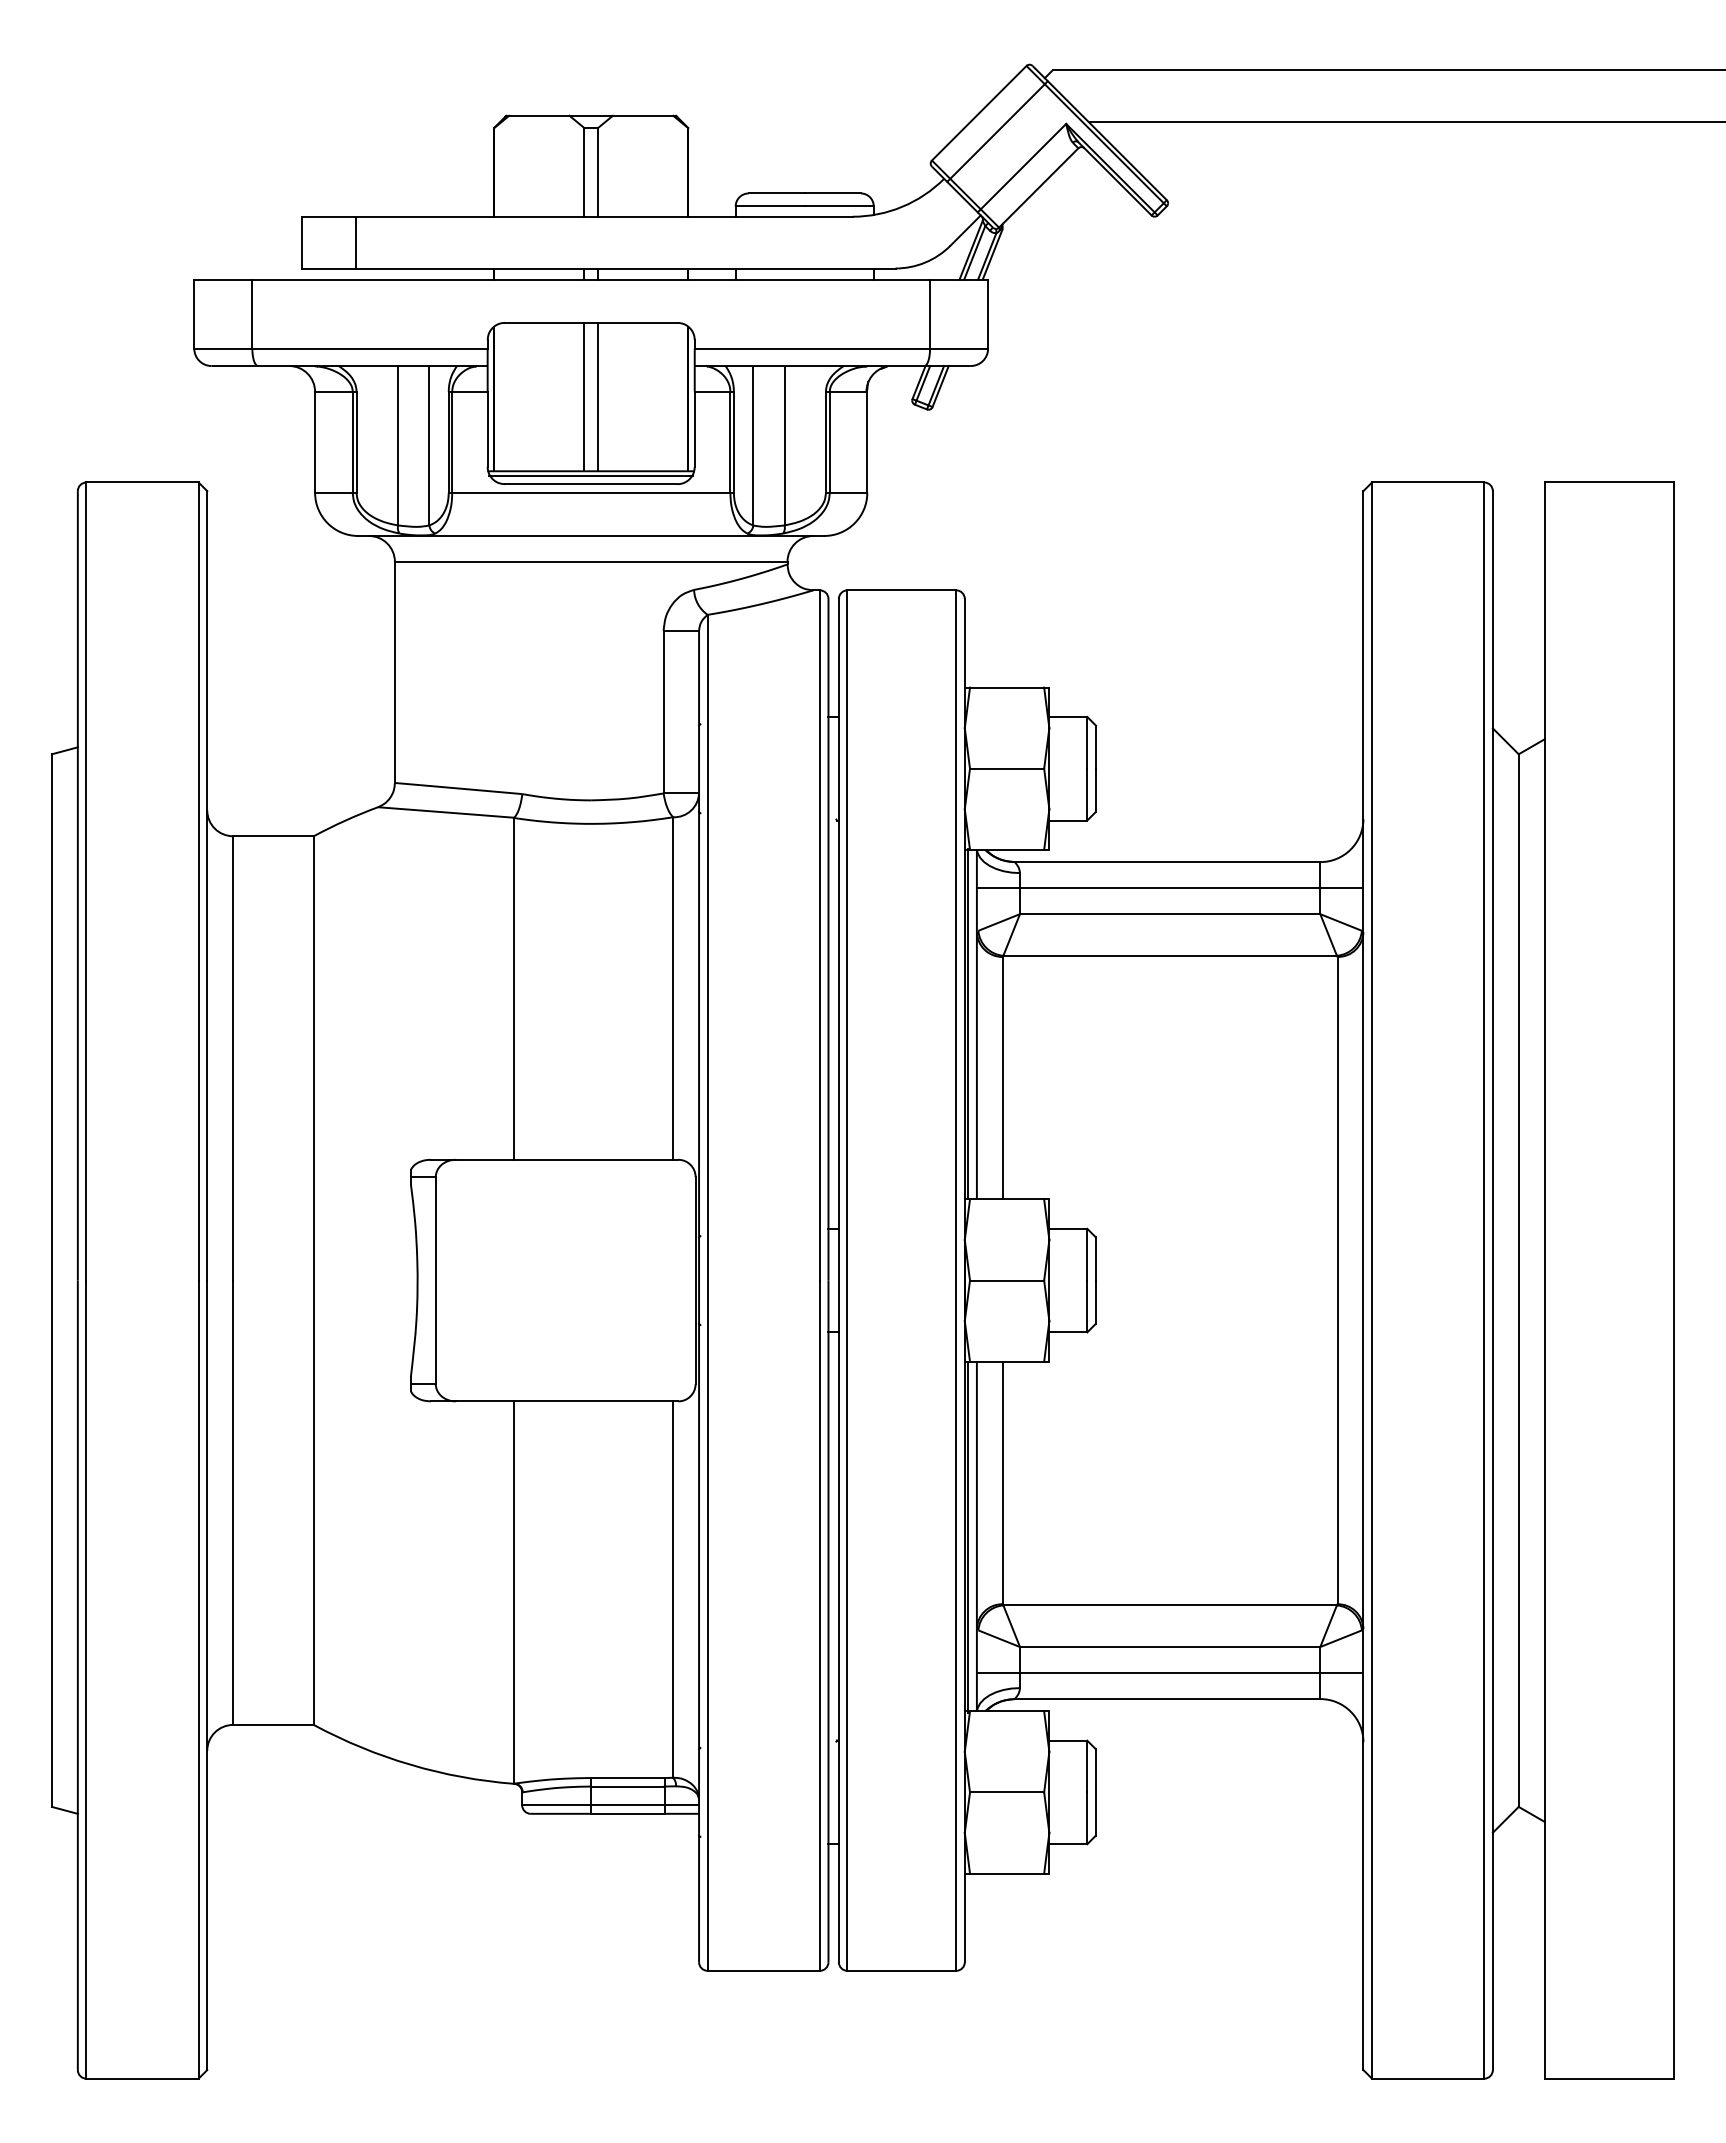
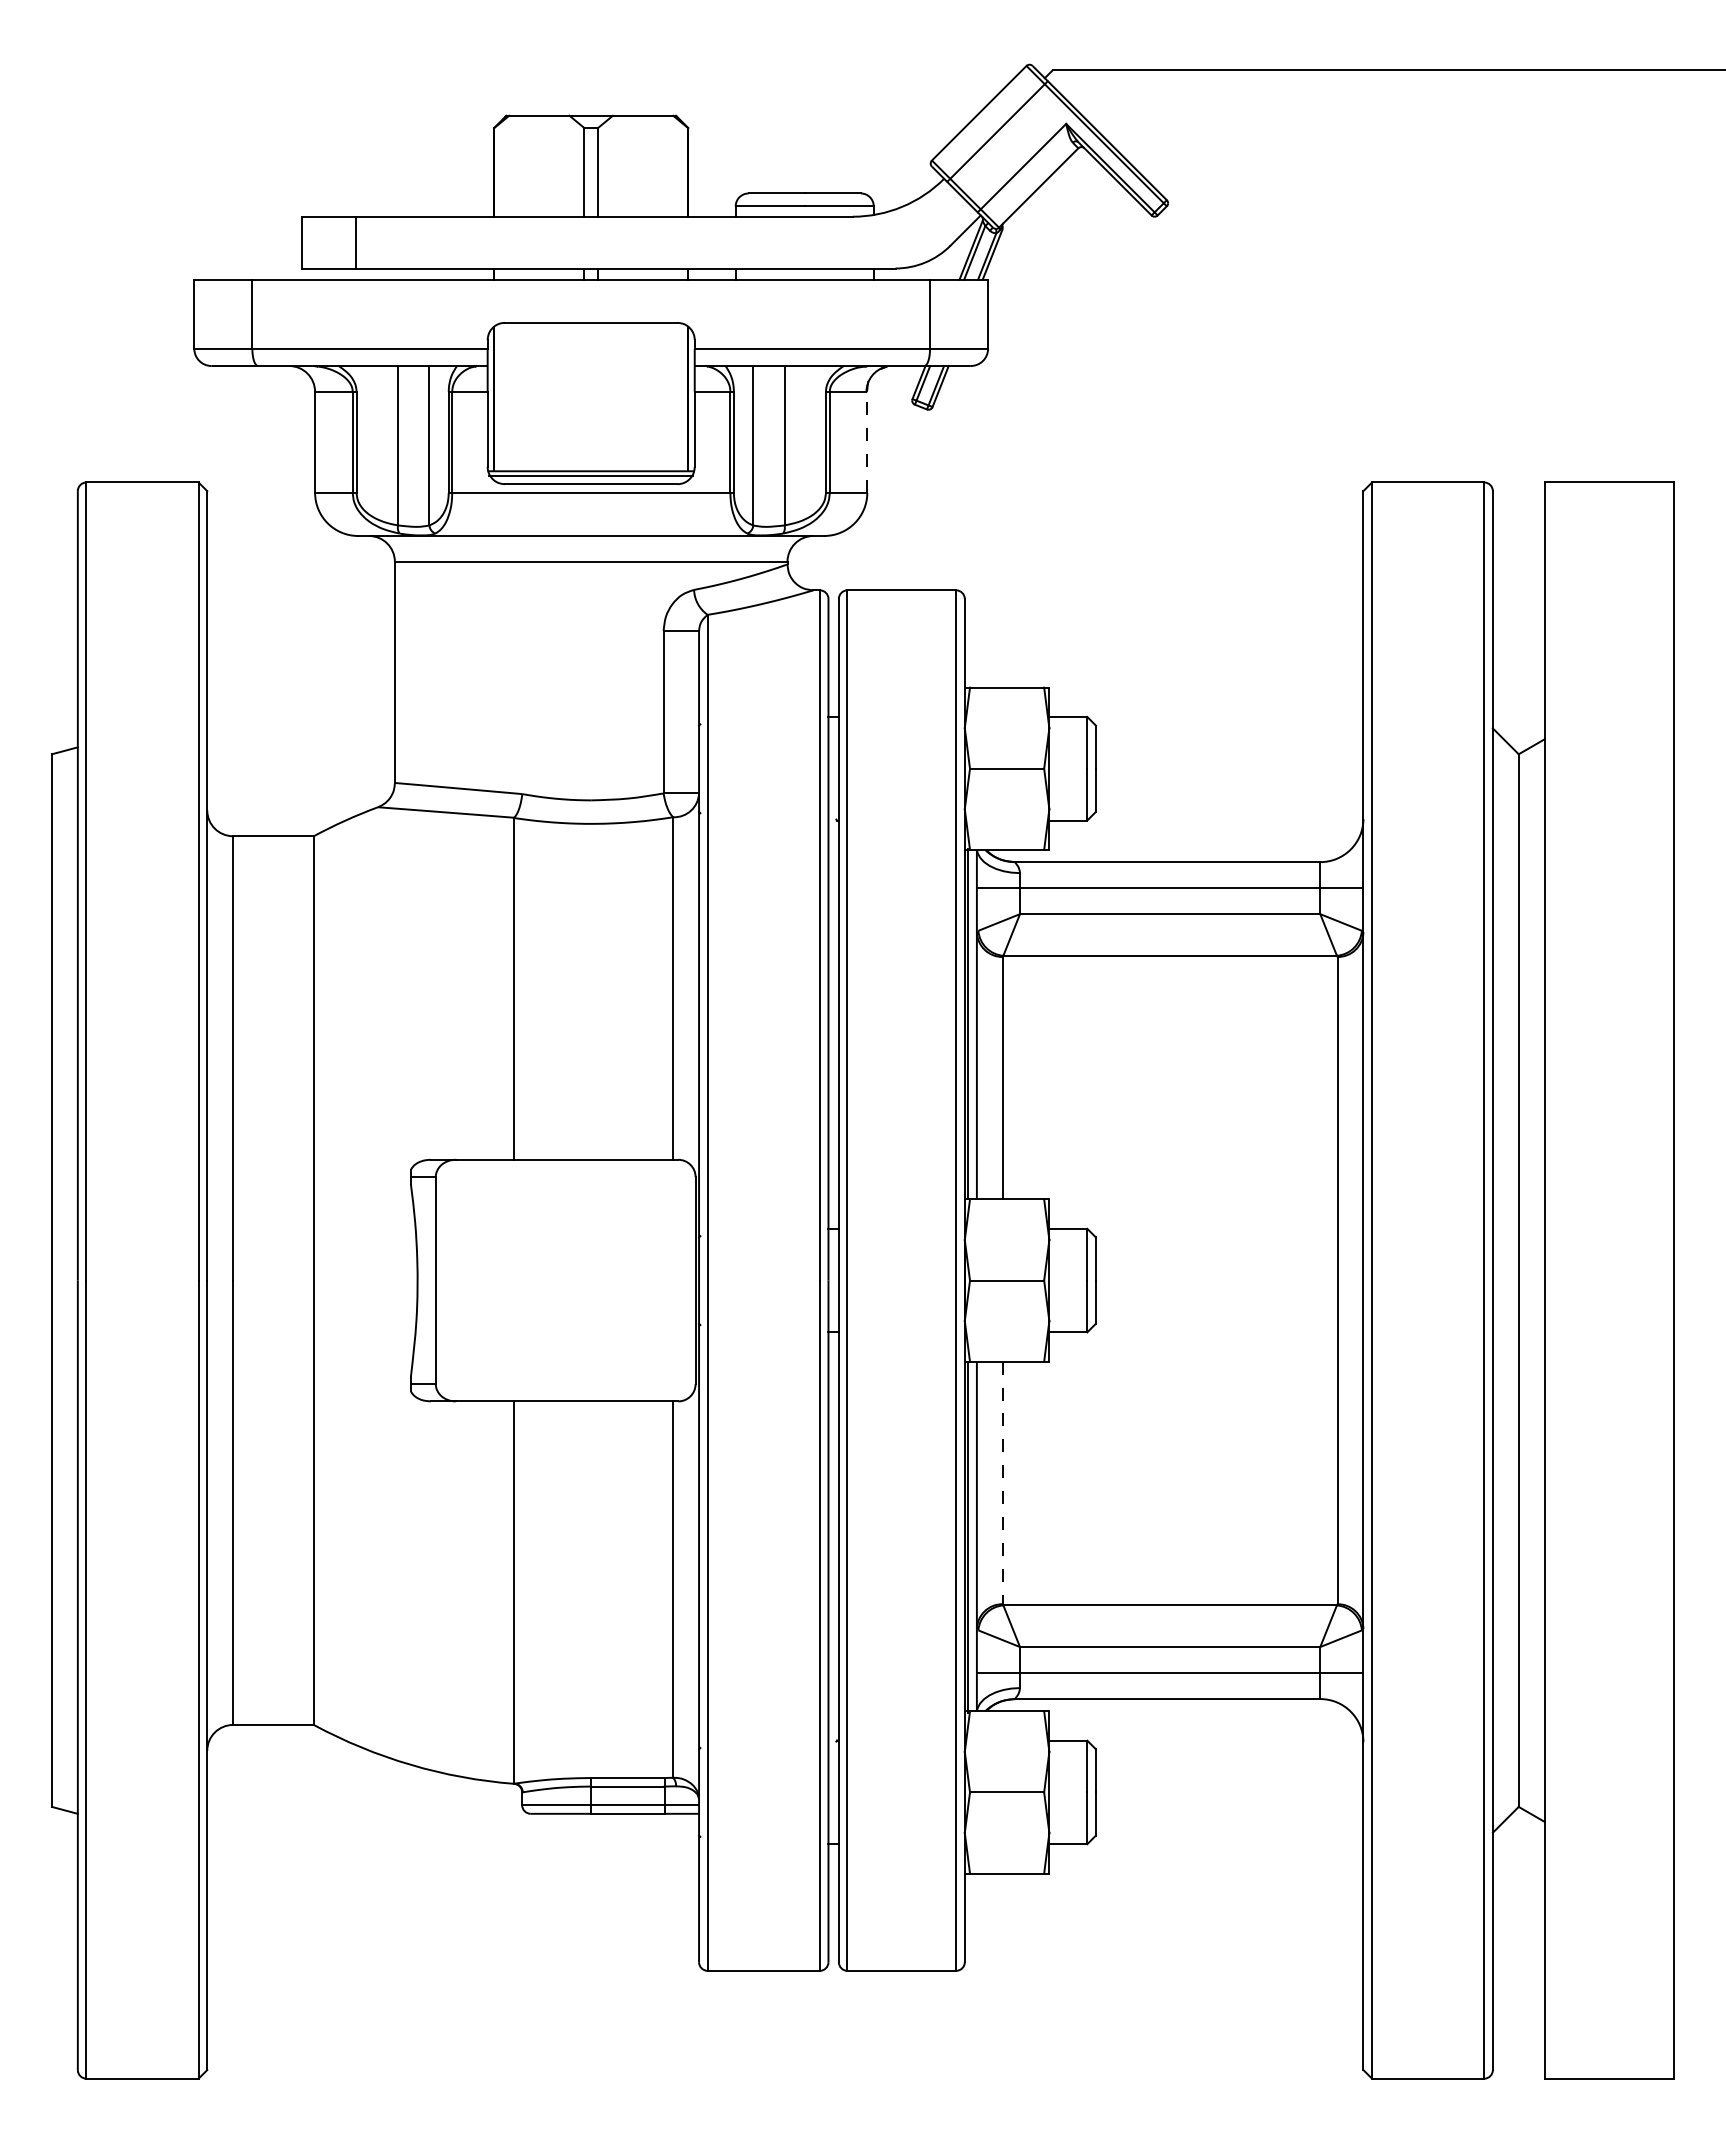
line: present -> none (1405, 121)
line: present -> none (584, 396)
line: present -> none (598, 396)
line: solid -> dashed (867, 440)
line: solid -> dashed (1002, 1483)
